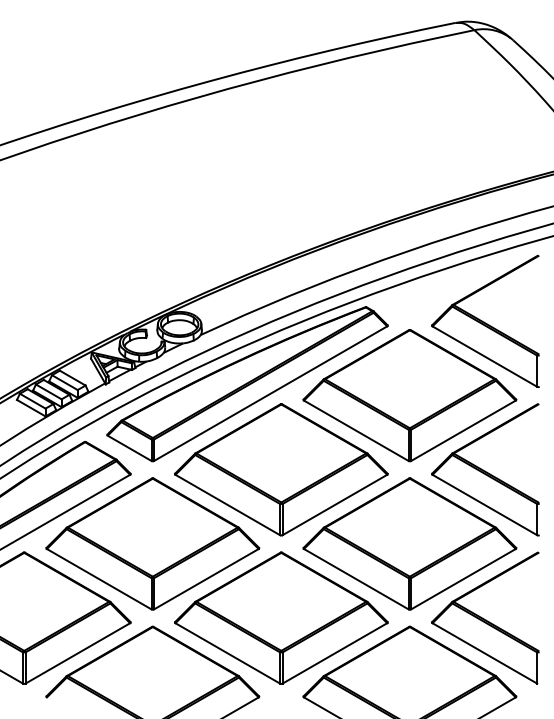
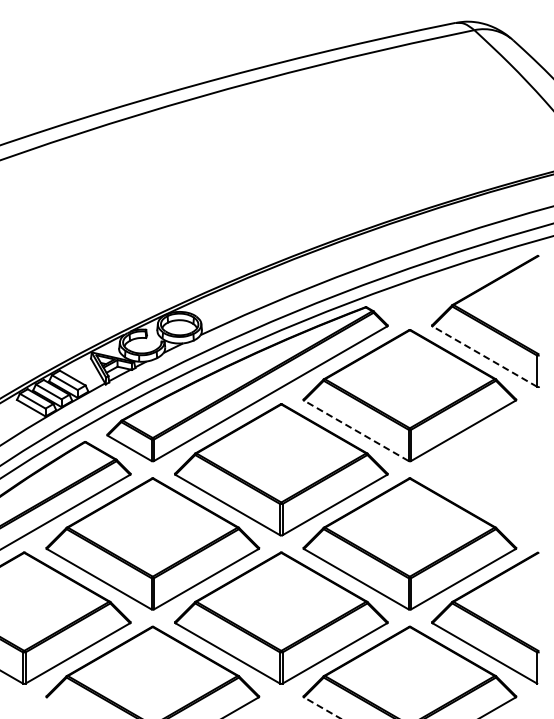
line: solid -> dashed (484, 356)
line: solid -> dashed (355, 430)
part: present -> none (485, 469)
line: solid -> dashed (322, 707)
